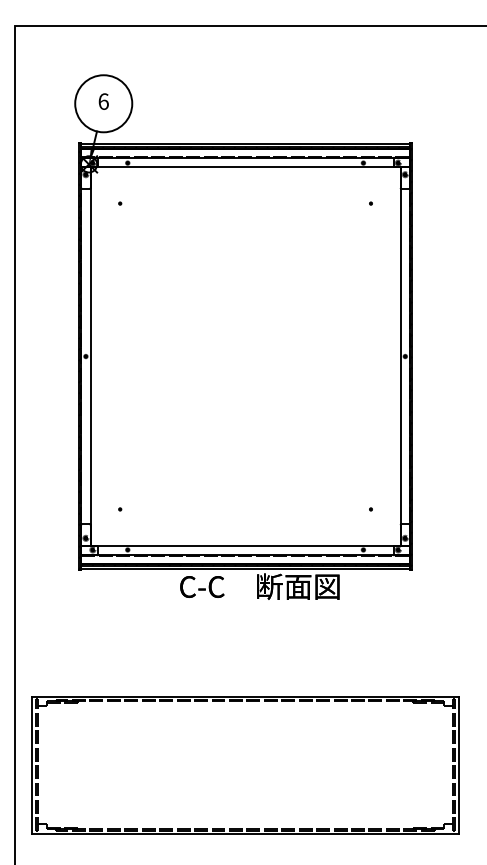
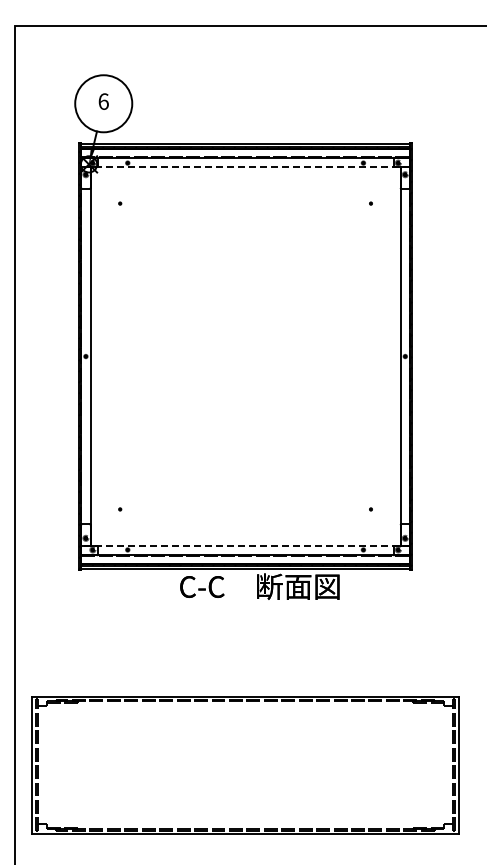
line: solid -> dashed (245, 166)
line: solid -> dashed (245, 546)
